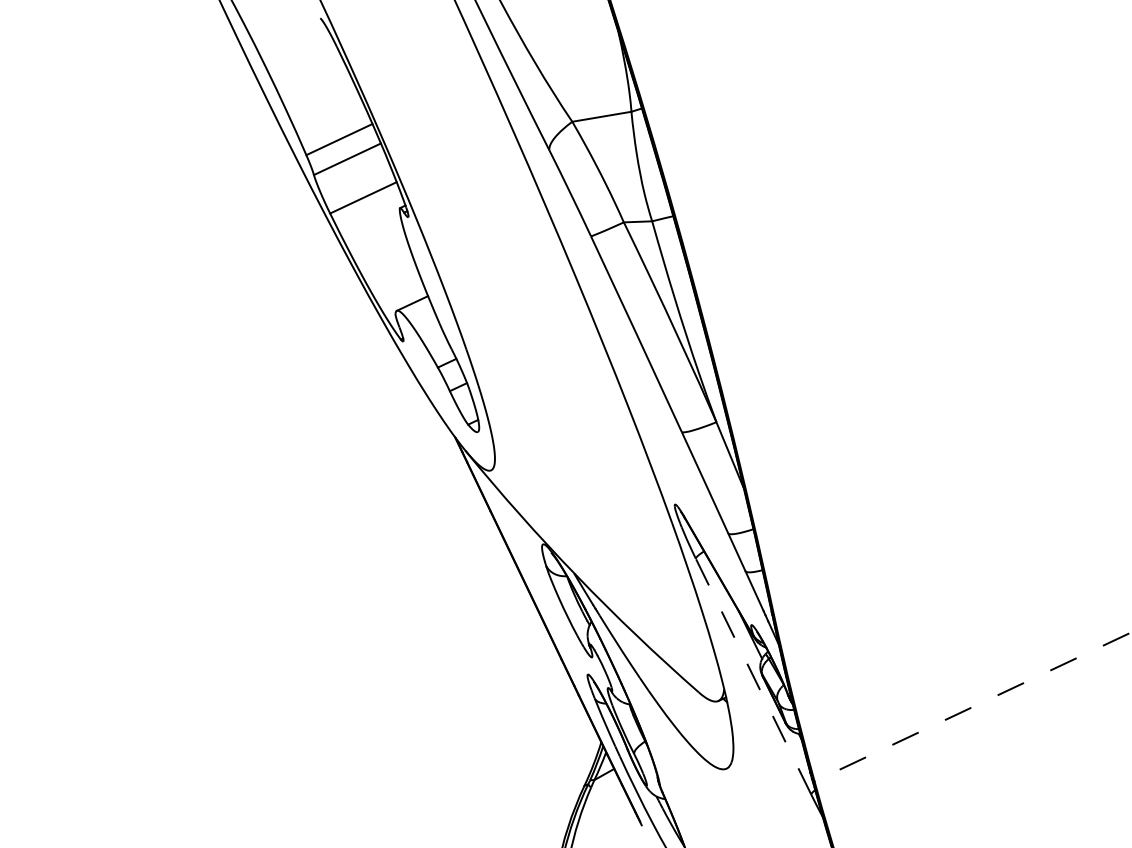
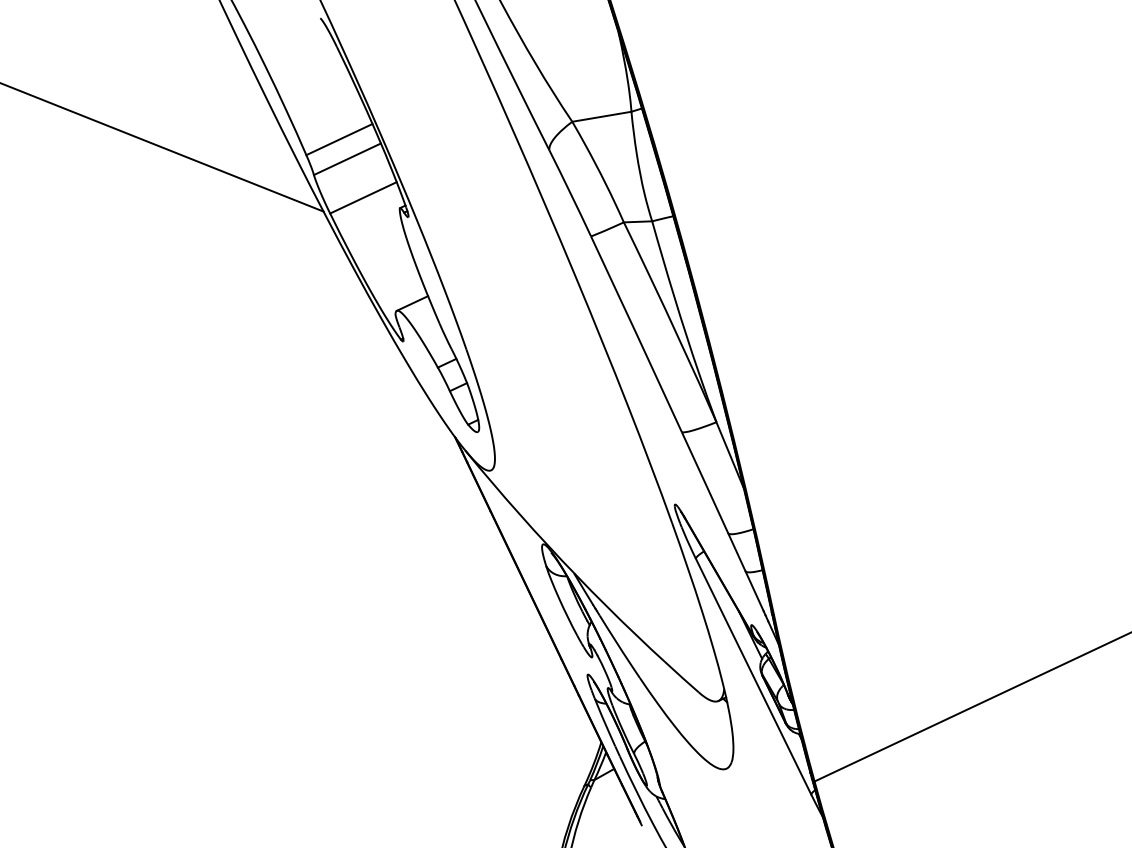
line: none -> present (162, 147)
line: dashed -> solid (753, 676)
line: dashed -> solid (972, 707)
